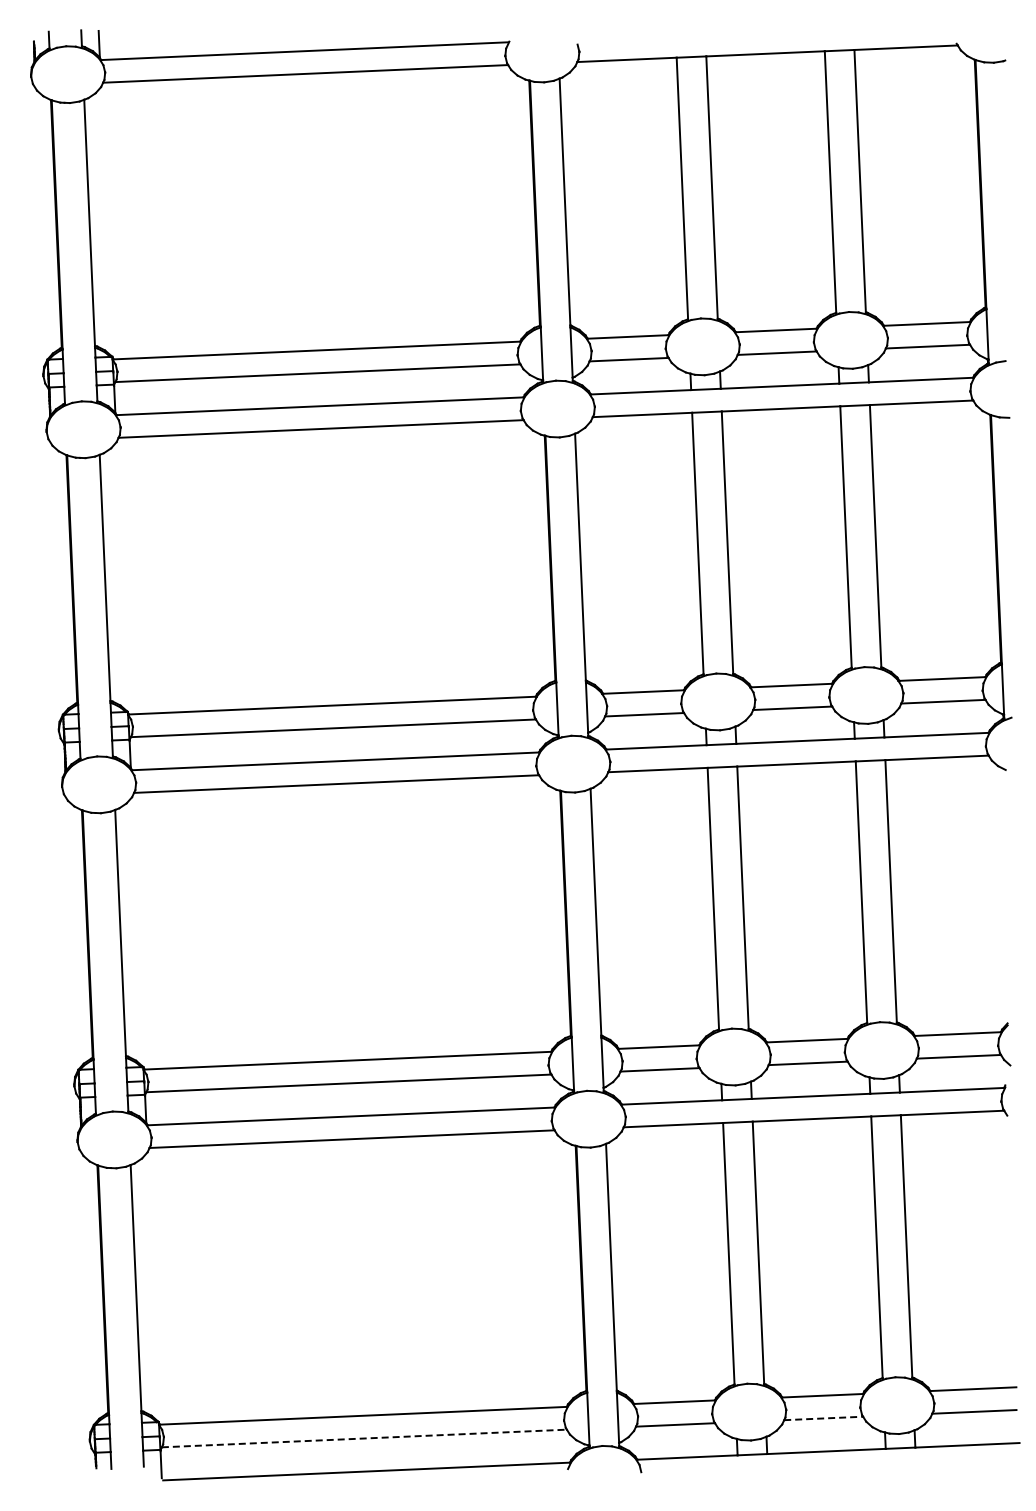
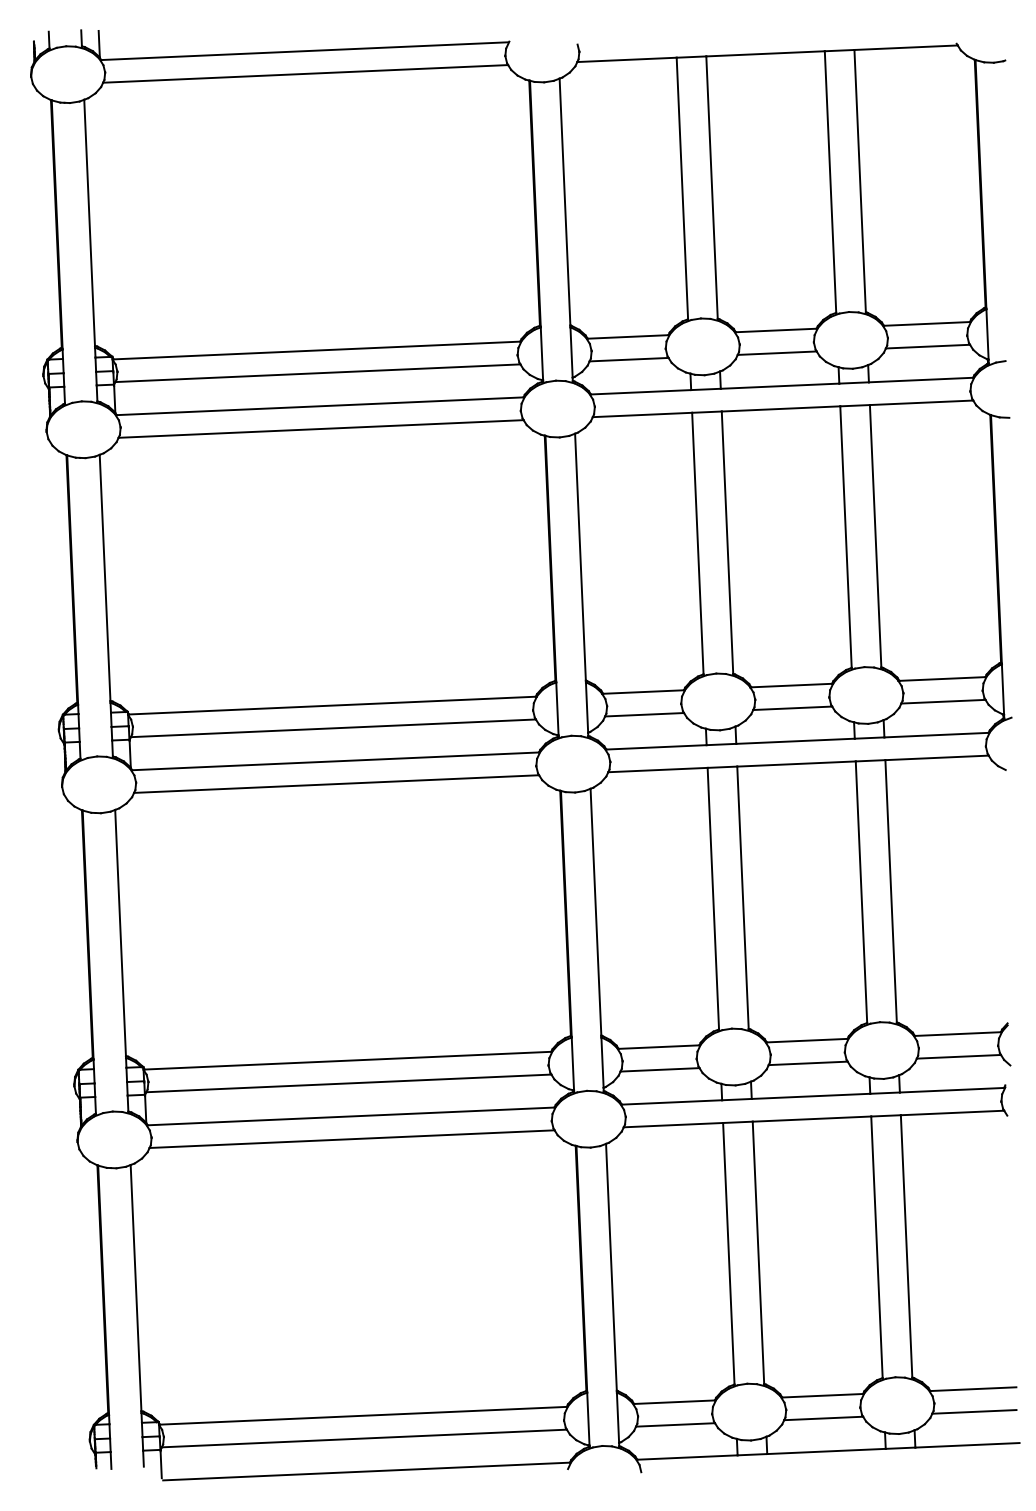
line: dashed -> solid (823, 1418)
line: dashed -> solid (364, 1438)
